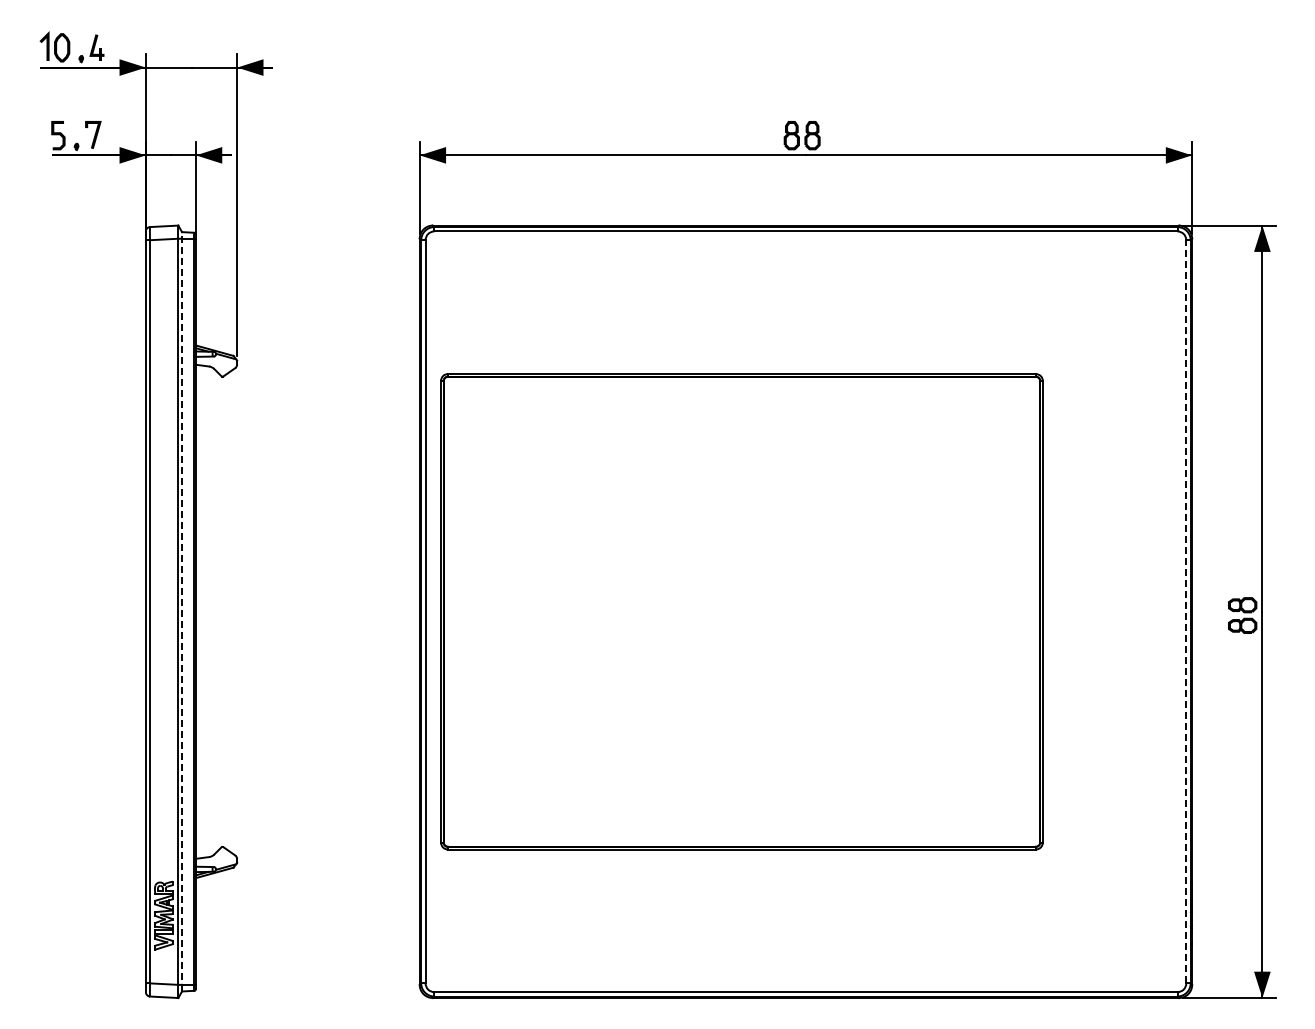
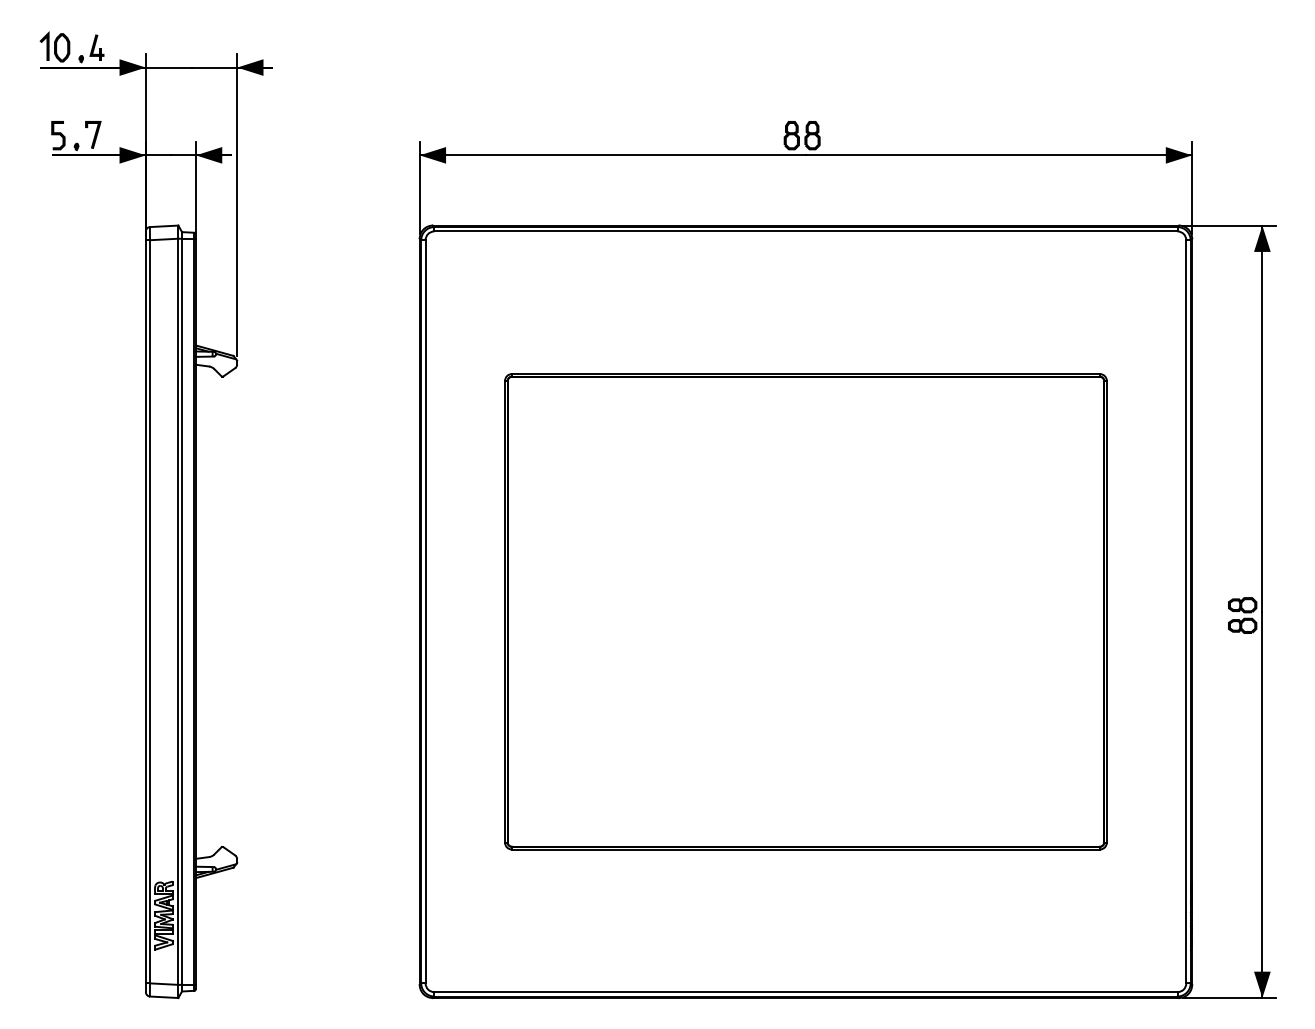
line: dashed -> solid (182, 611)
part position: (741, 611) -> (805, 611) (805, 611)
line: dashed -> solid (1186, 611)
